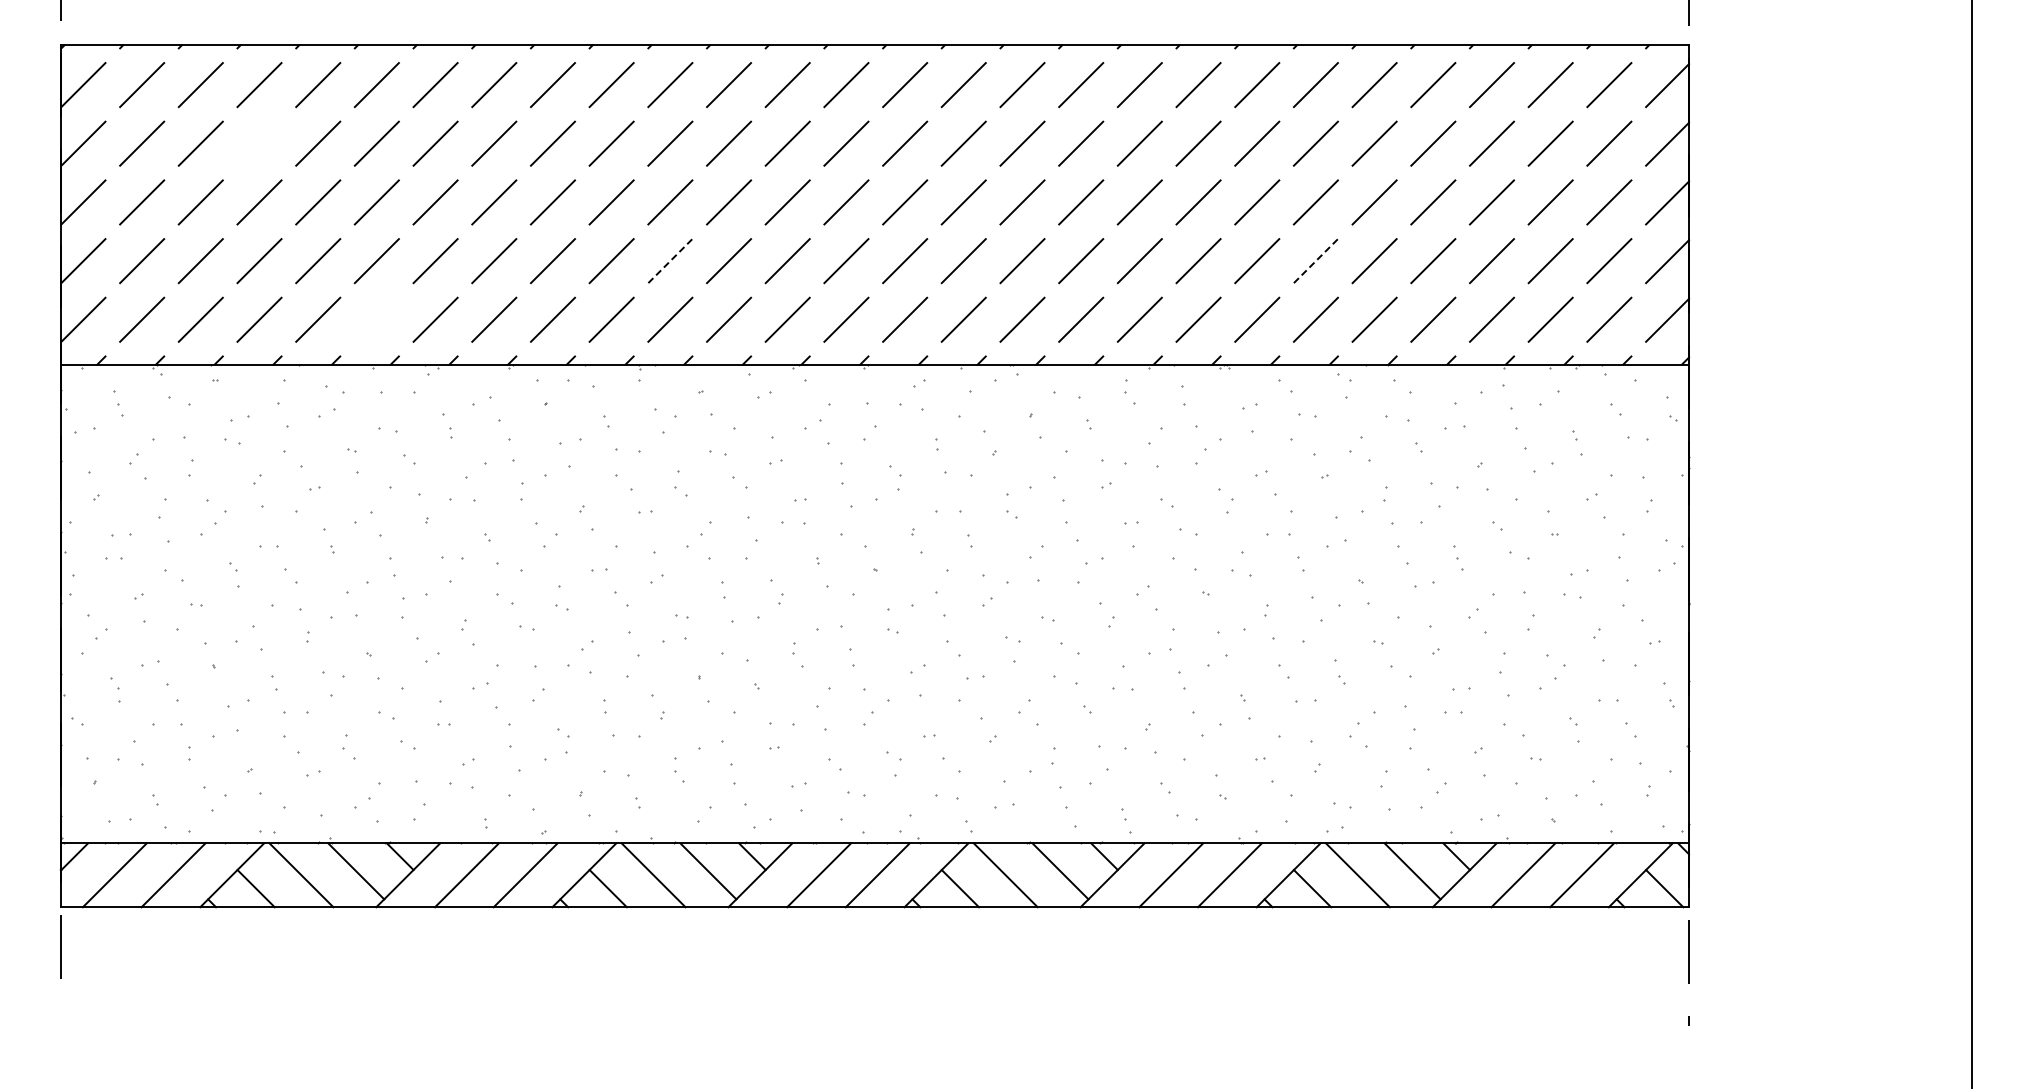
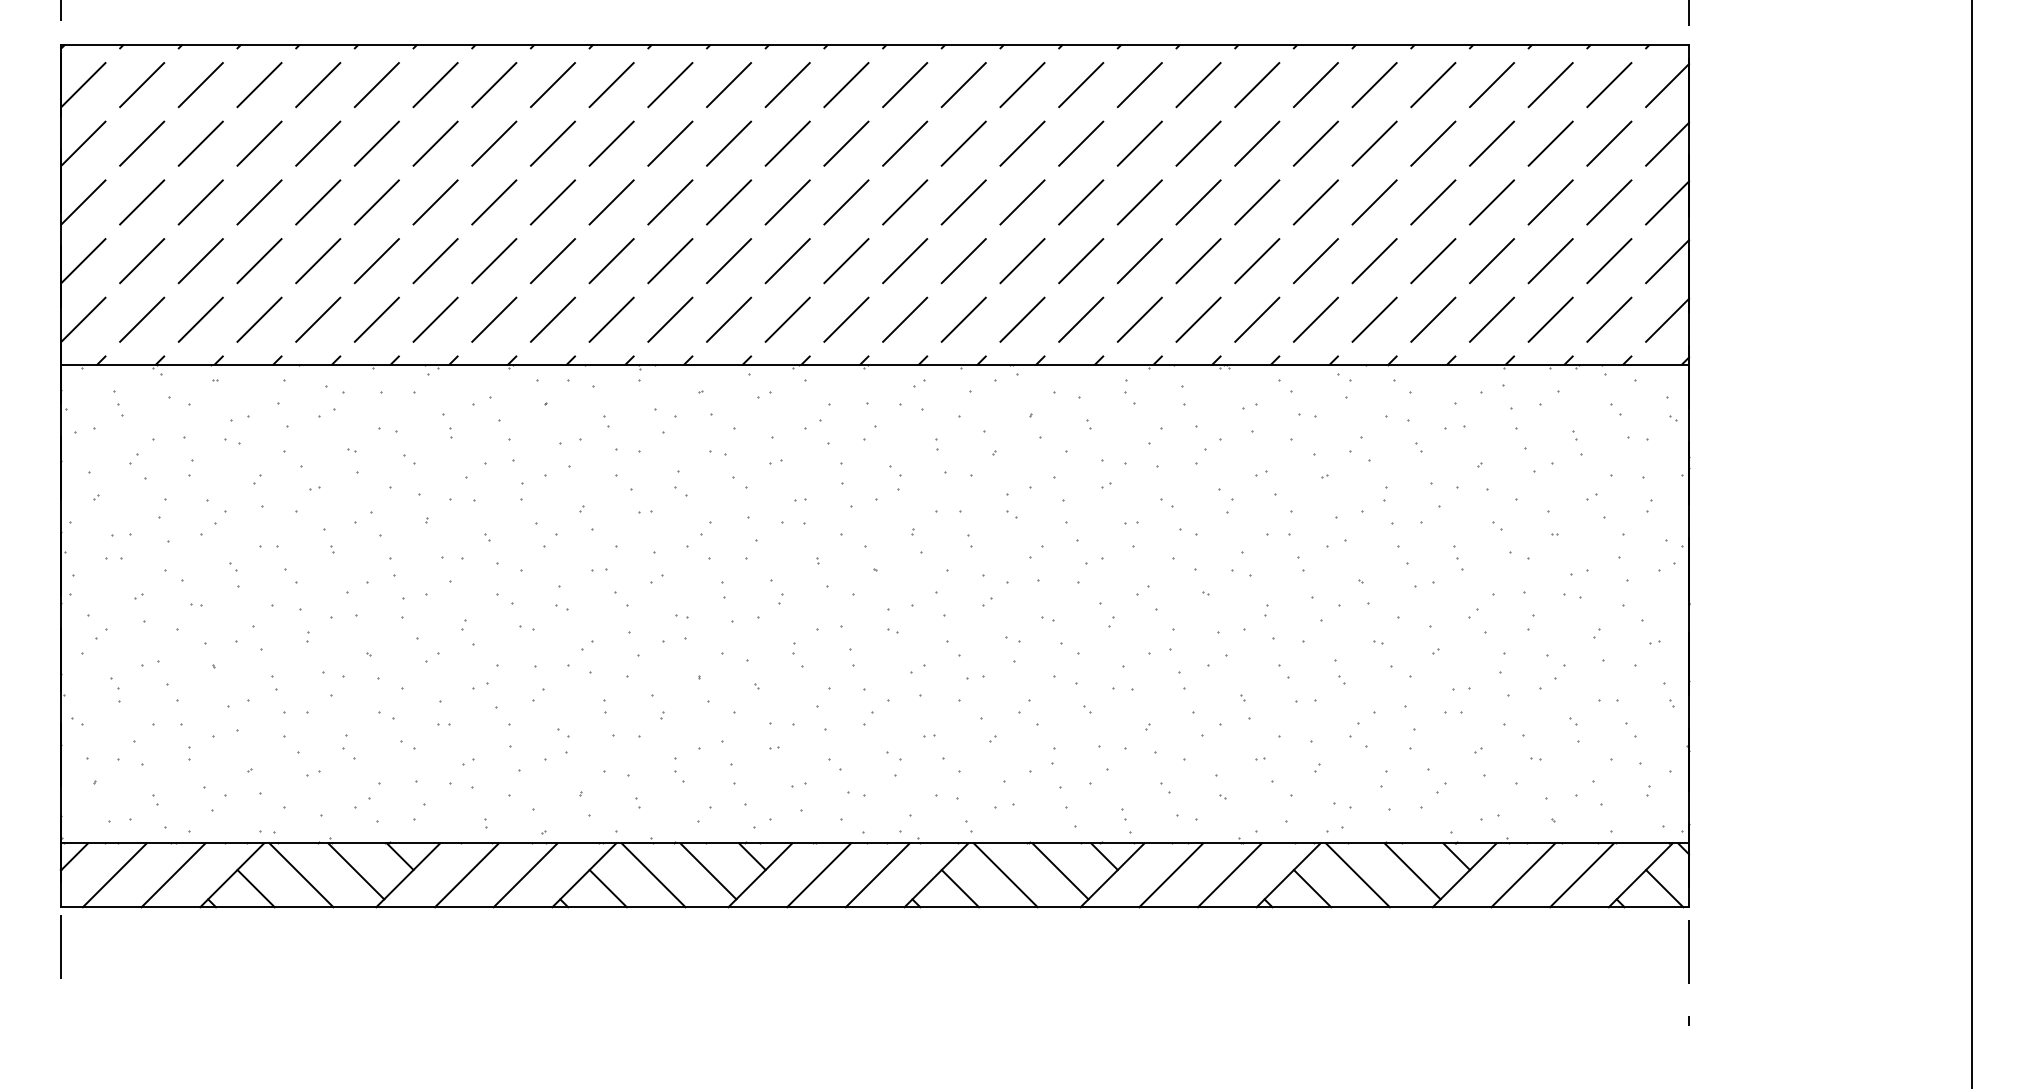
line: none -> present (259, 143)
line: dashed -> solid (670, 260)
line: dashed -> solid (1316, 260)
line: none -> present (376, 319)
